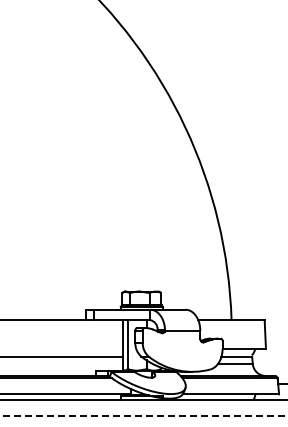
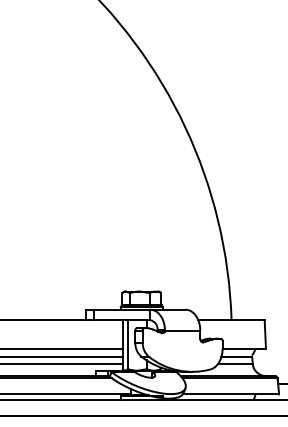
line: none -> present (62, 349)
line: none -> present (62, 363)
line: dashed -> solid (144, 415)
